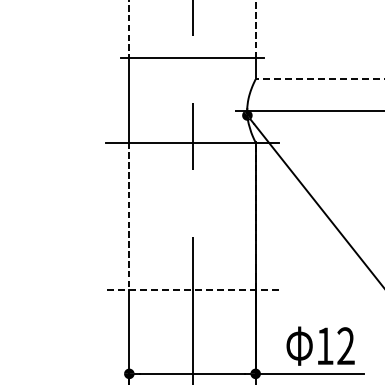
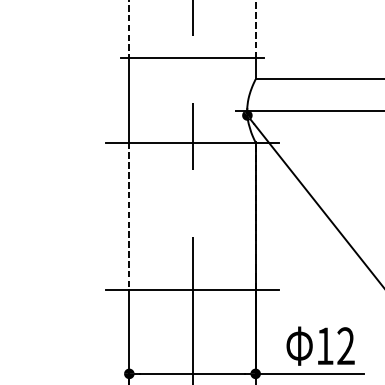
line: dashed -> solid (320, 79)
line: dashed -> solid (192, 289)
